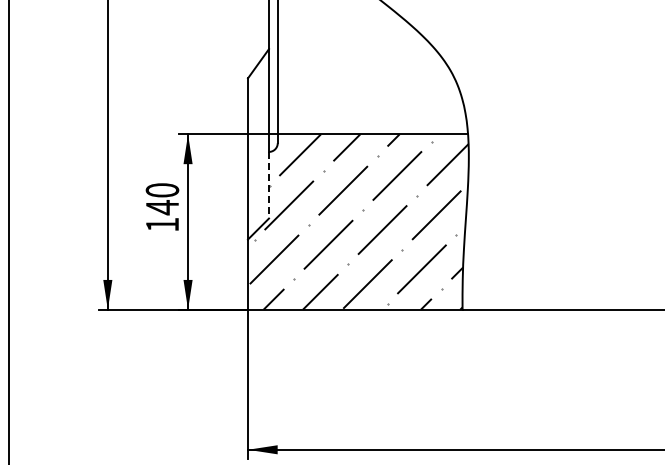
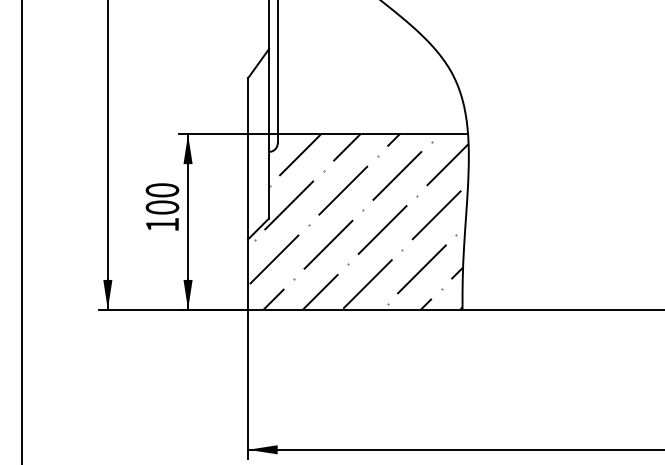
line: dashed -> solid (269, 185)
text: 140 -> 100 (162, 207)
line position: (8, 231) -> (21, 231) (21, 231)
